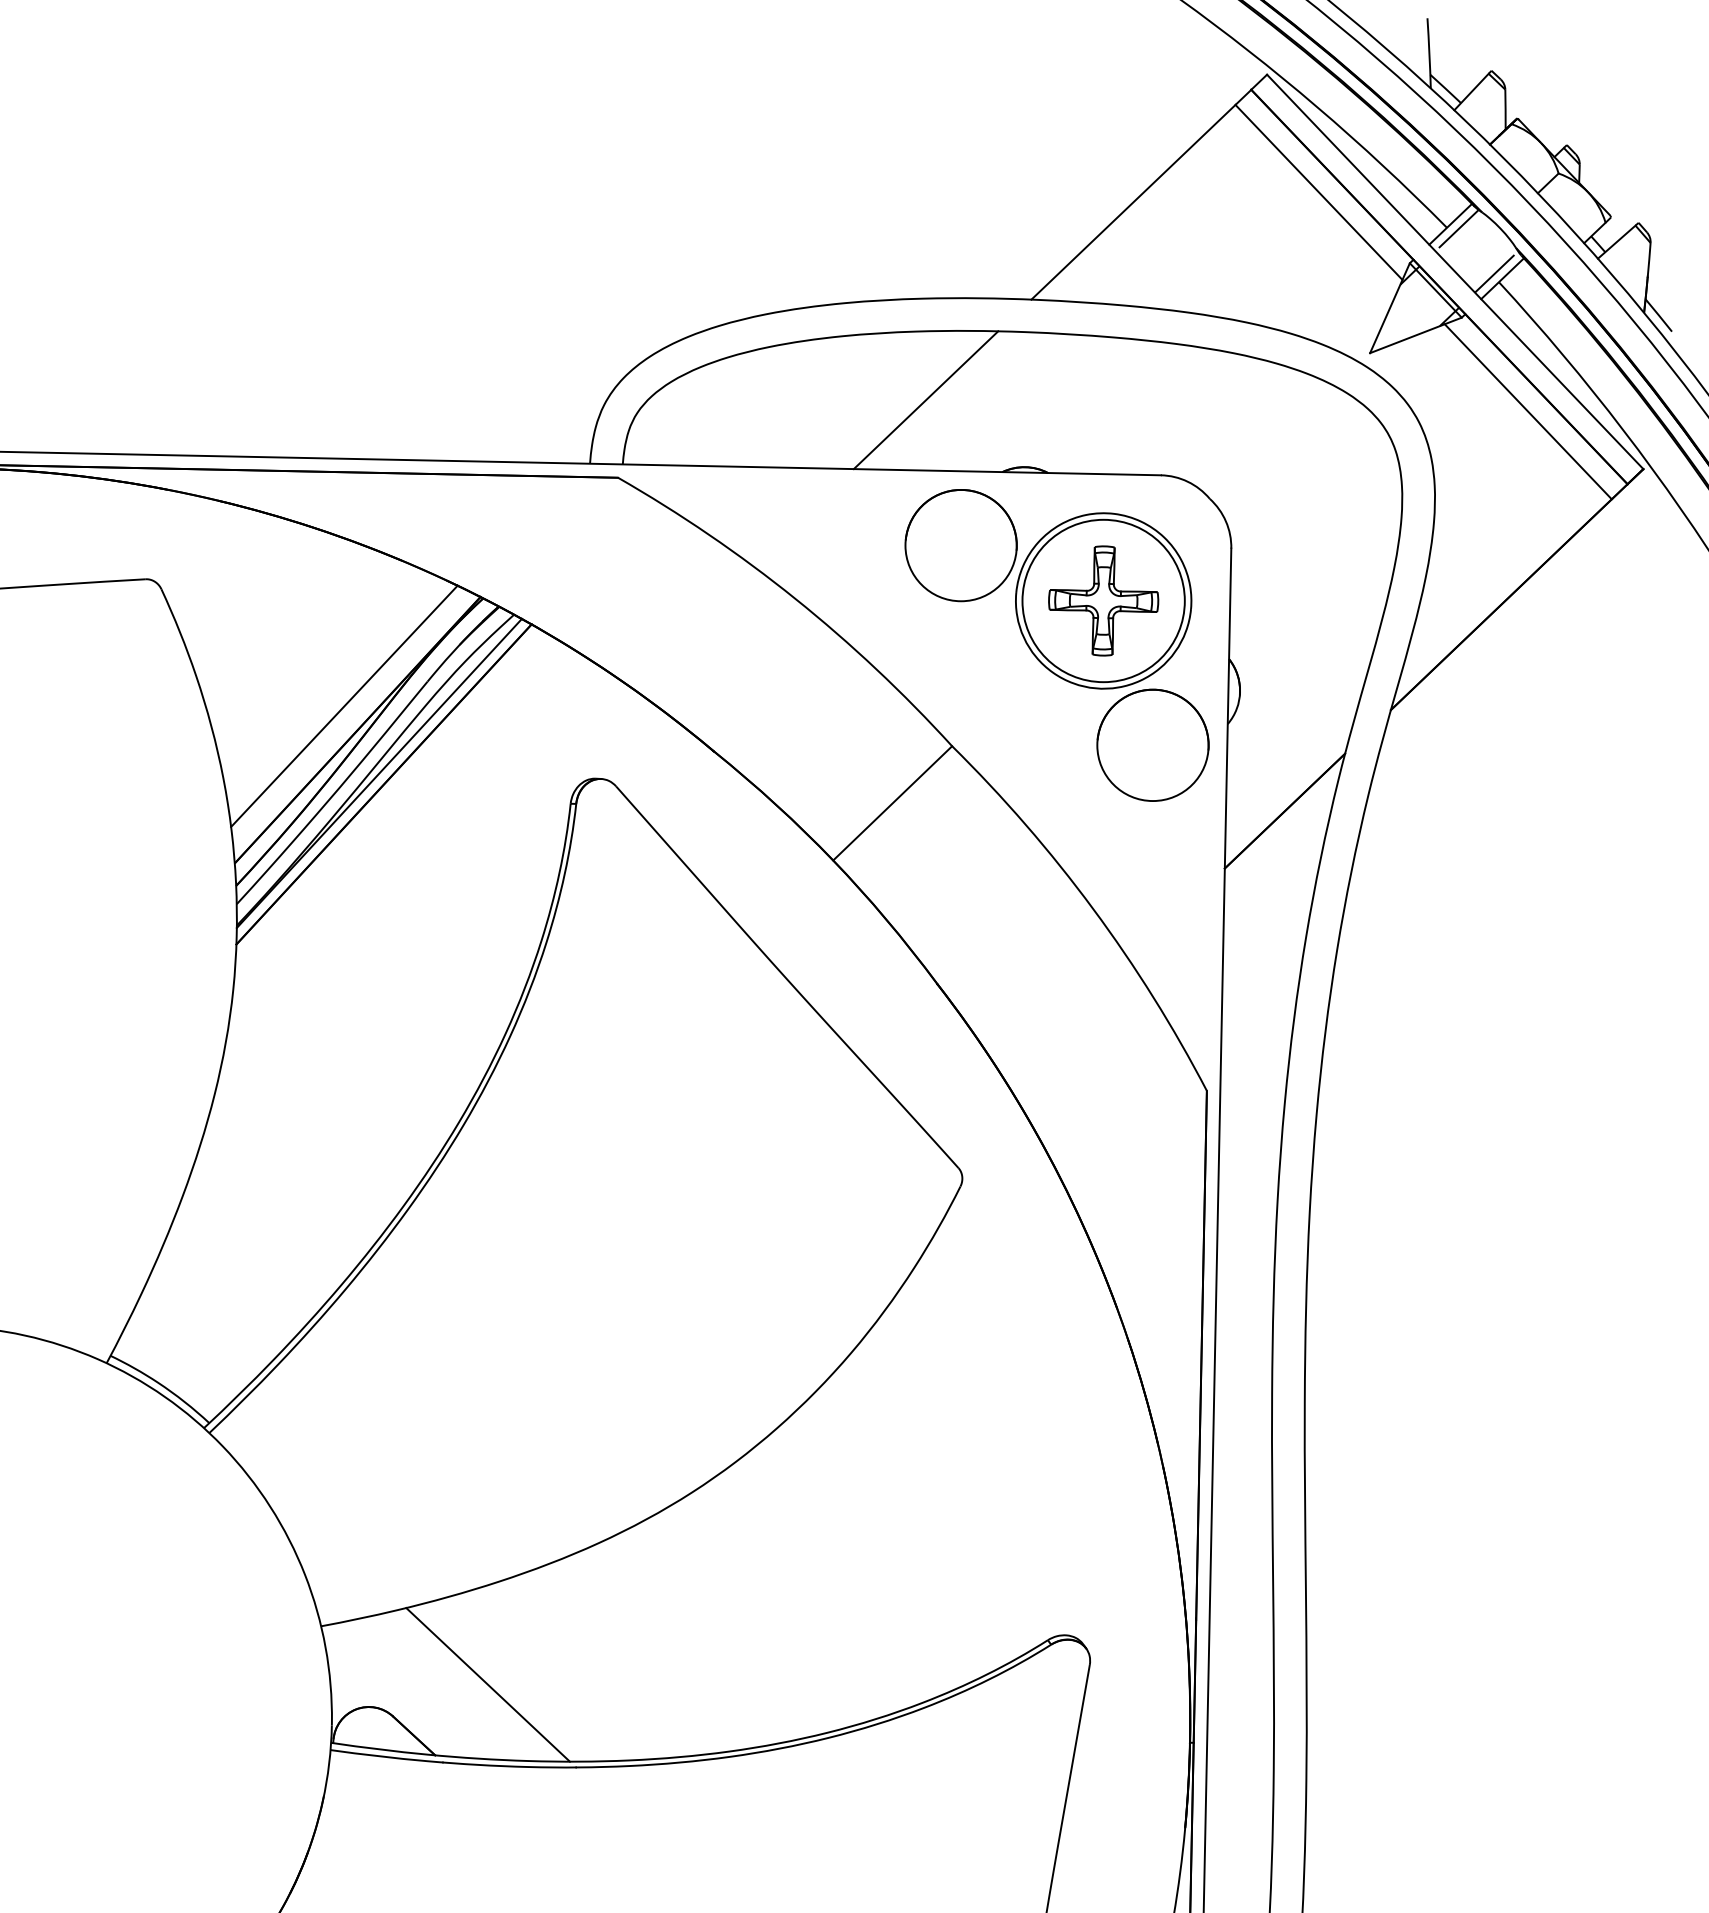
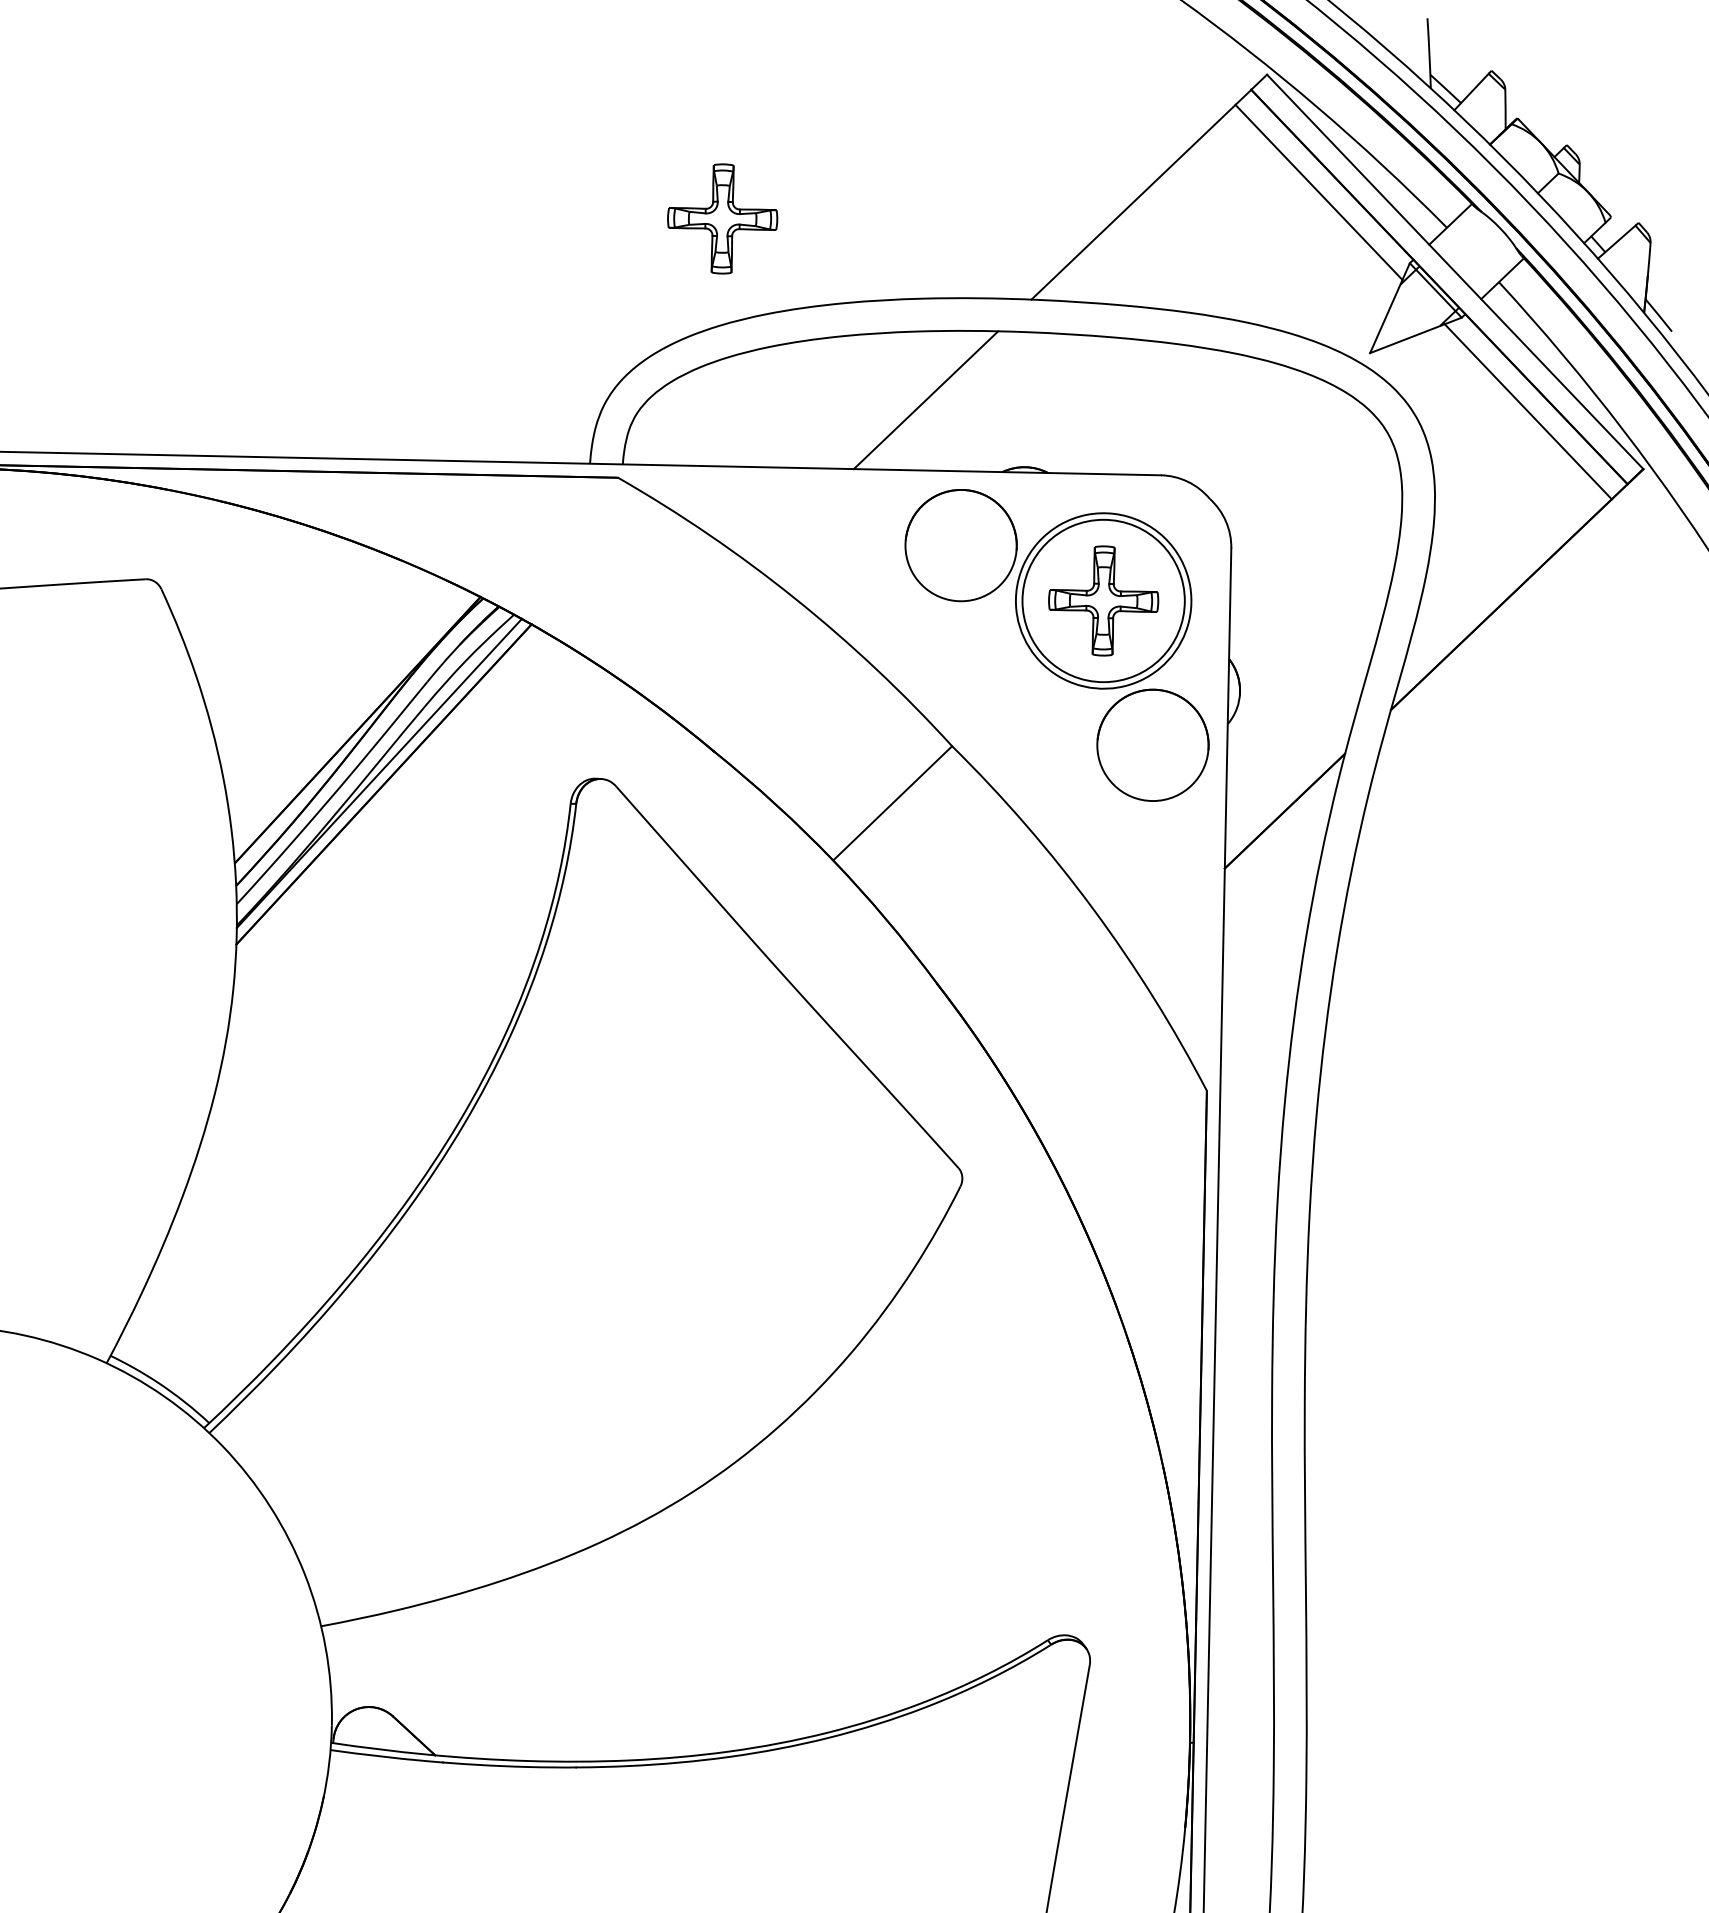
part: none -> present (722, 218)
line: present -> none (1456, 230)
line: present -> none (1495, 271)
line: present -> none (344, 705)
line: present -> none (487, 1684)
